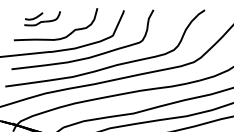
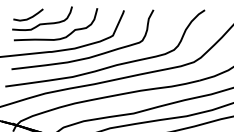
part size: 37x16 px -> 61x25 px (42, 18)
